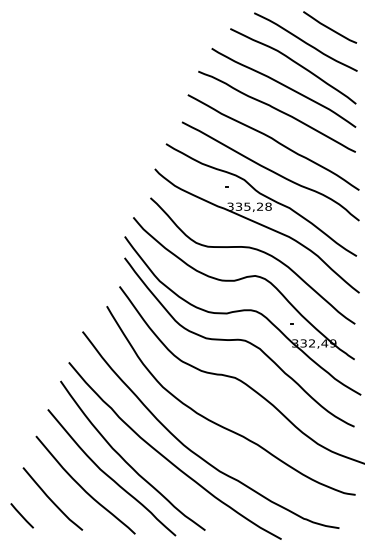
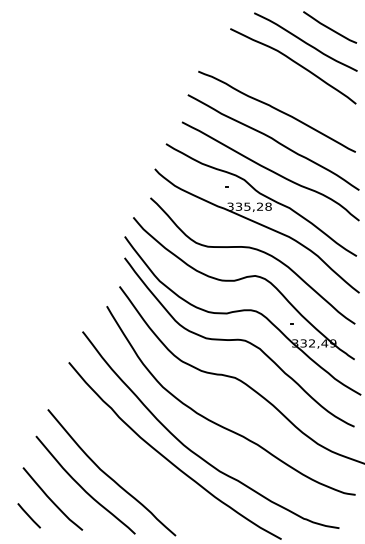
curve: present -> none (283, 86)
curve: present -> none (126, 461)
line position: (21, 515) -> (28, 515) (28, 515)
